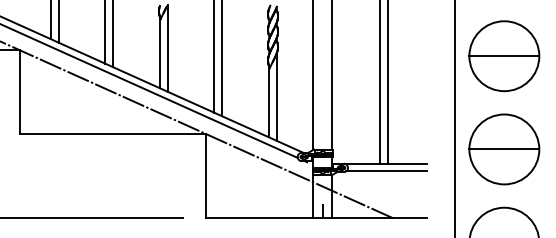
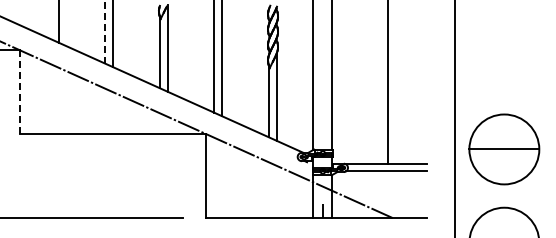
line: present -> none (50, 20)
line: solid -> dashed (105, 31)
part: present -> none (504, 56)
line: present -> none (380, 83)
line: present -> none (149, 90)
line: solid -> dashed (19, 92)
